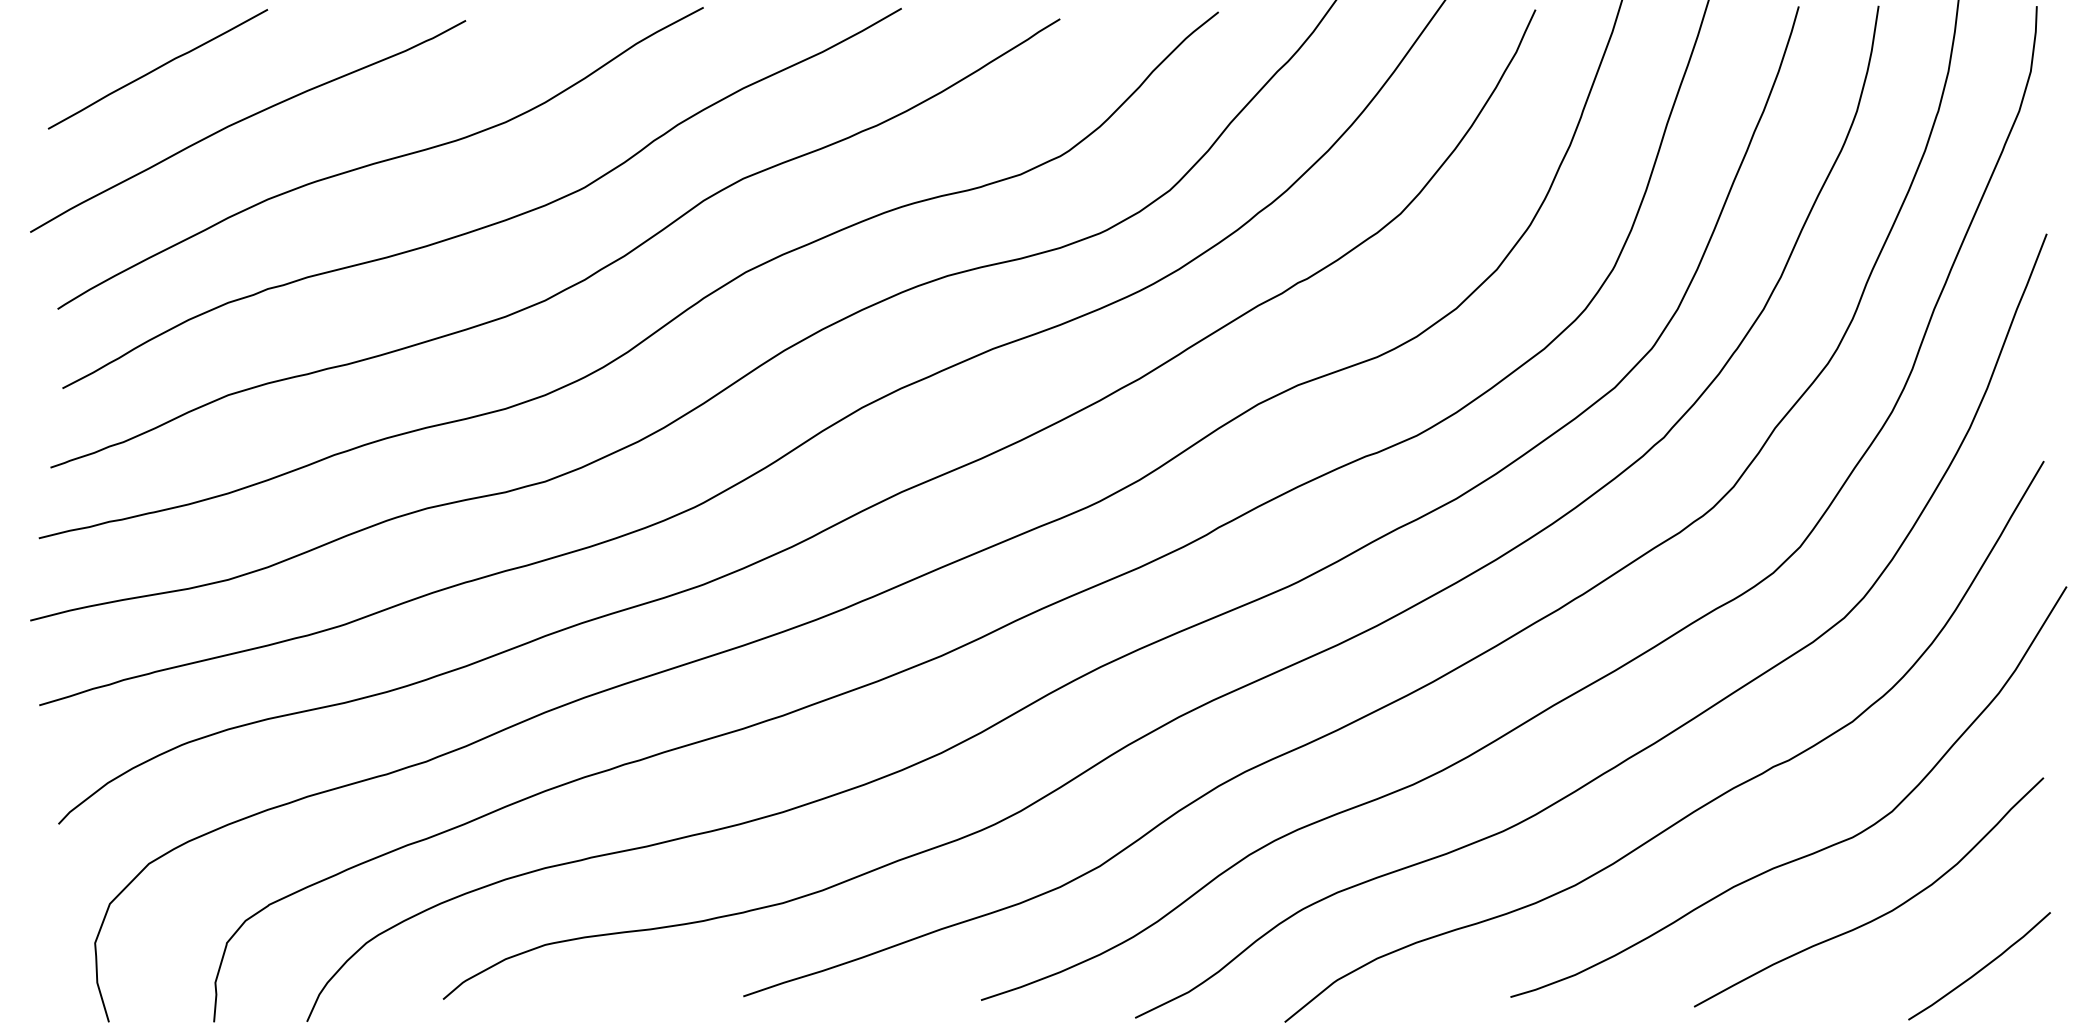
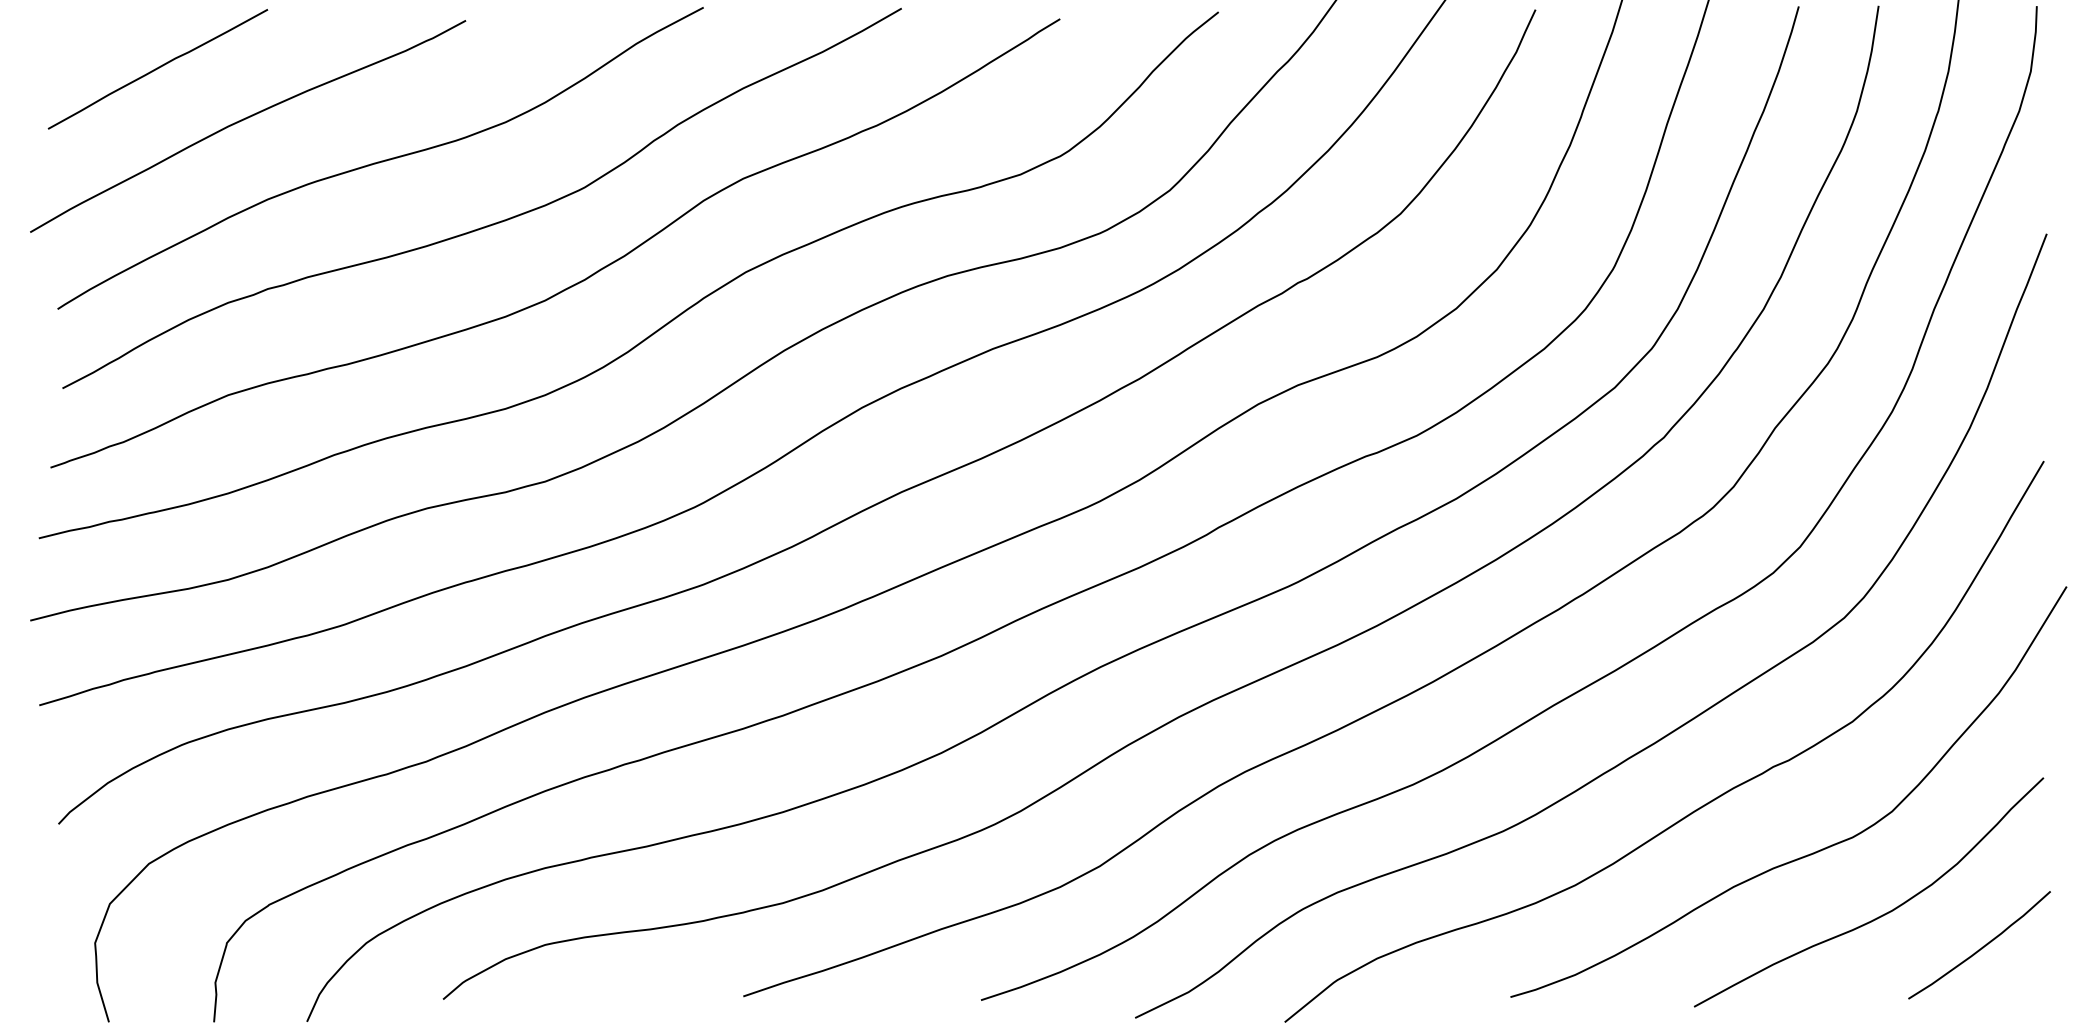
curve position: (1981, 968) -> (1981, 947) (1981, 947)
